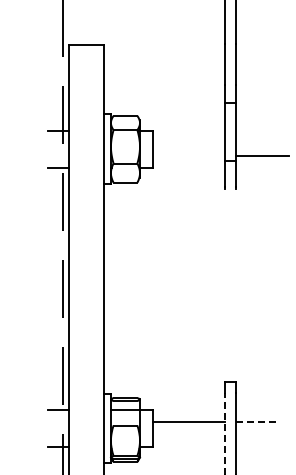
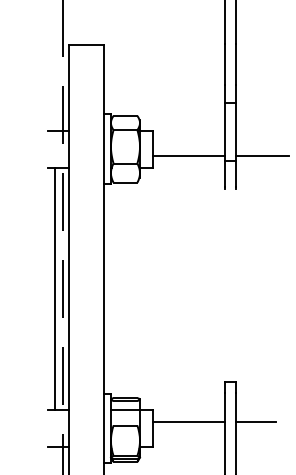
line: none -> present (188, 156)
line: none -> present (55, 288)
line: dashed -> solid (256, 421)
line: dashed -> solid (224, 434)
